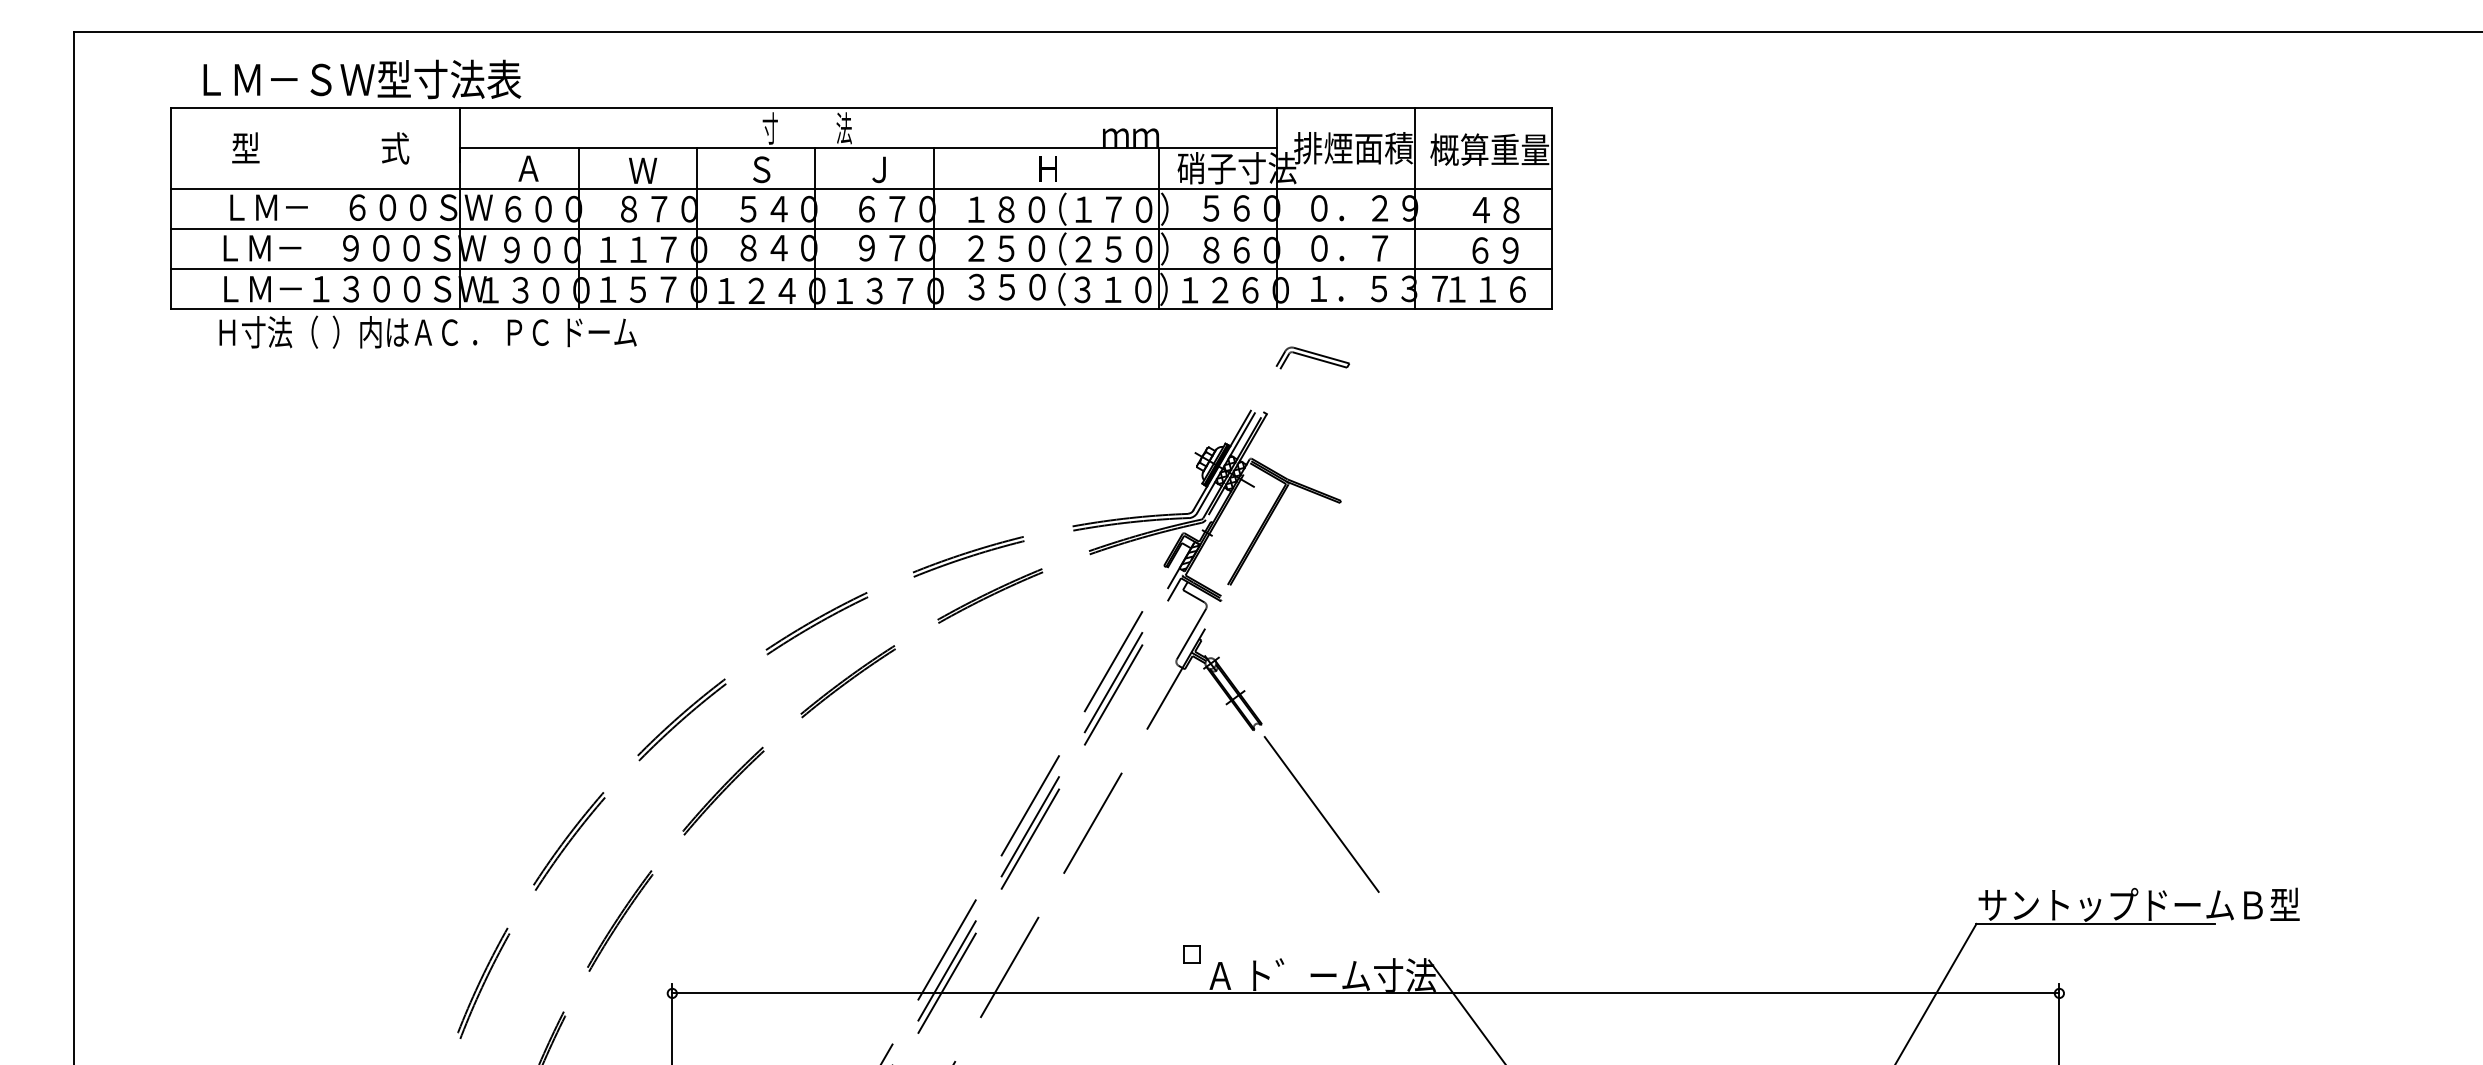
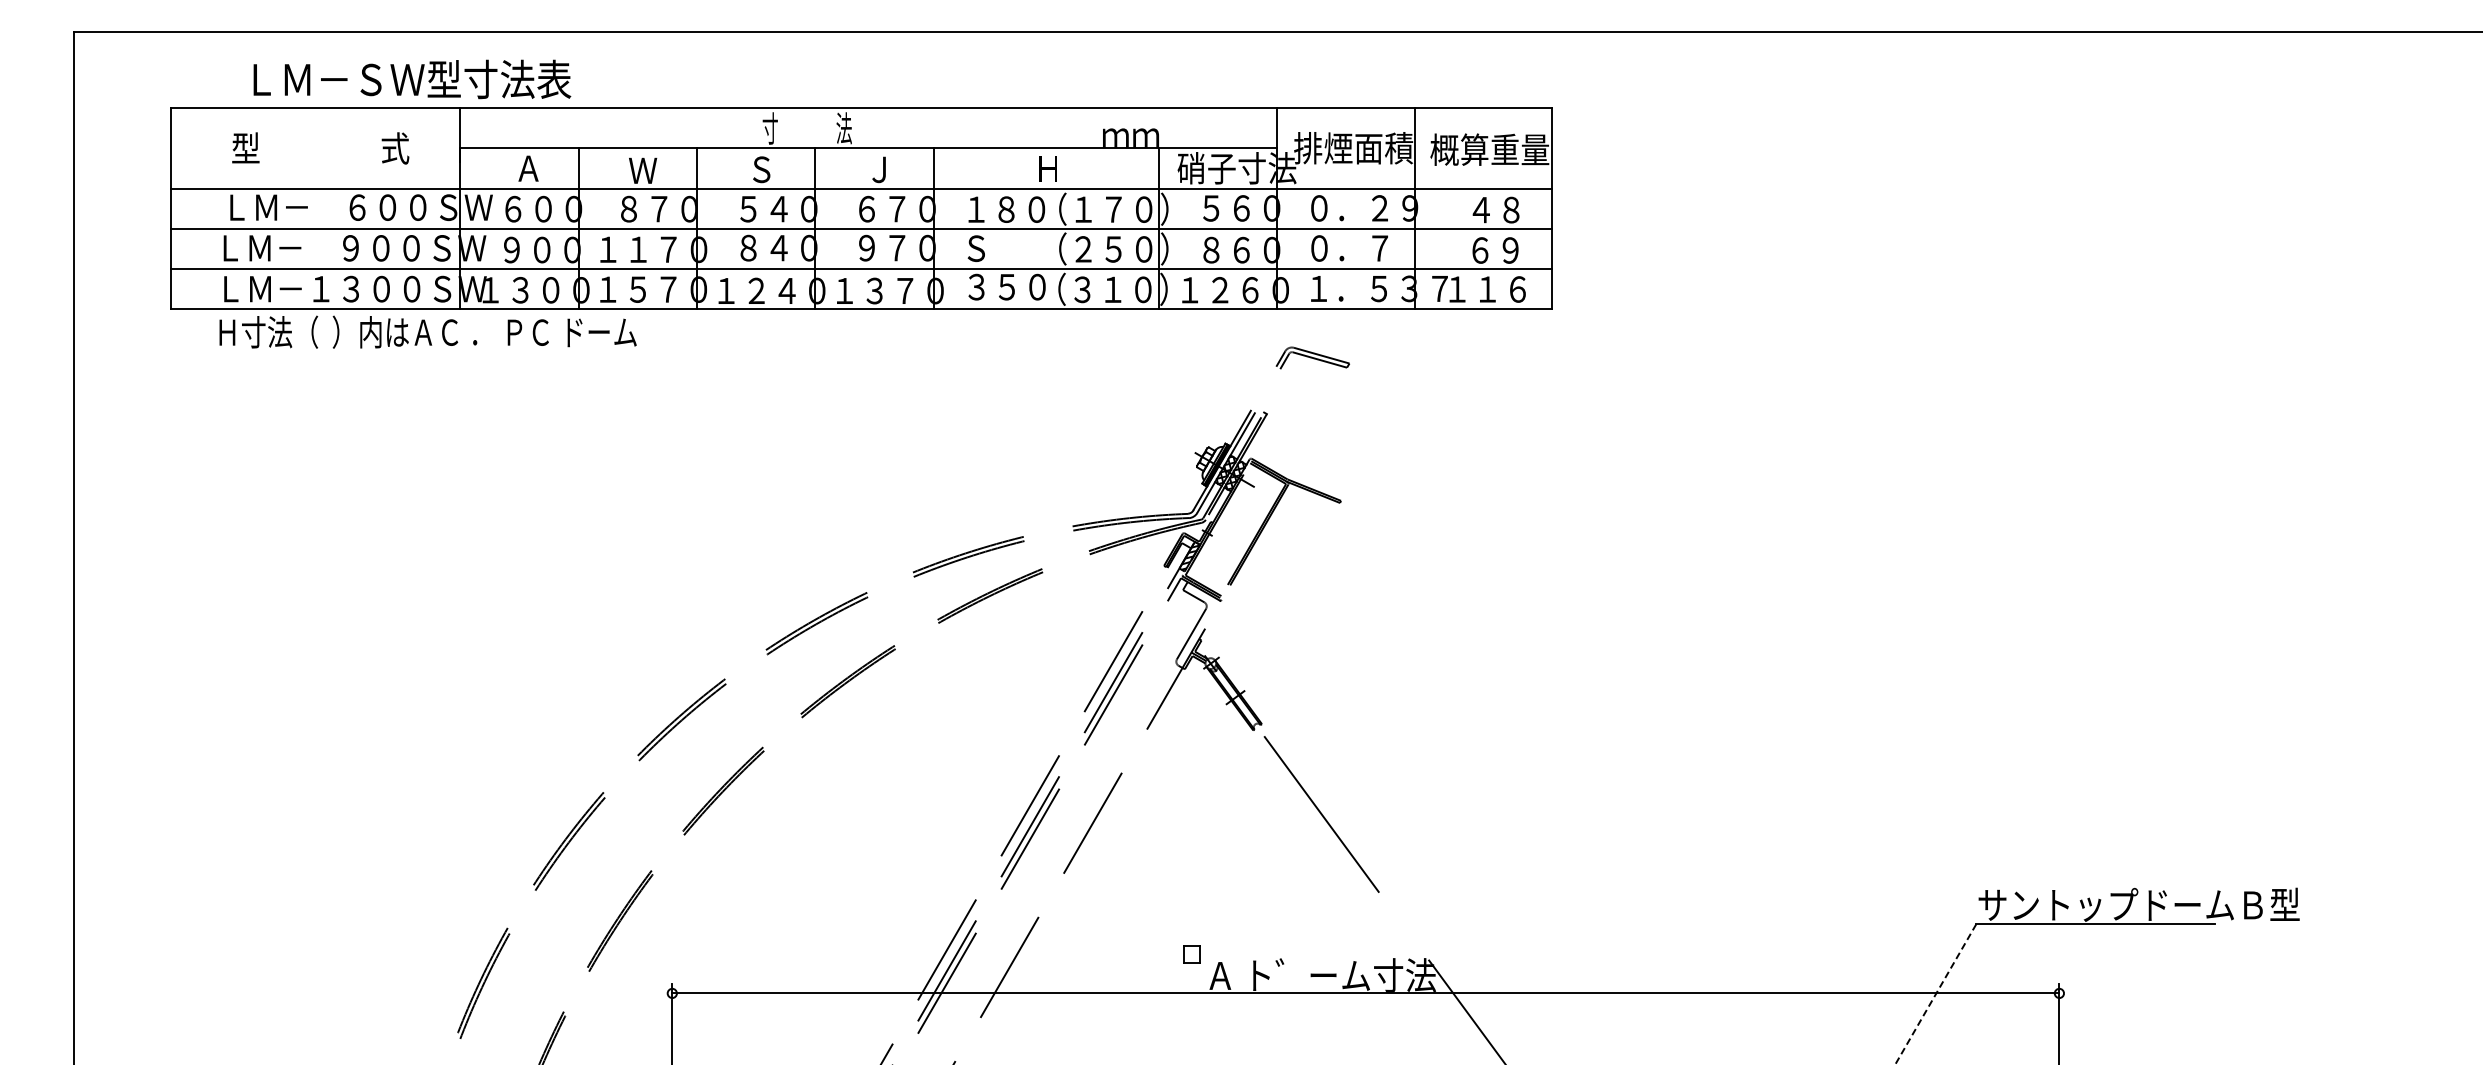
text position: (362, 79) -> (412, 79) (412, 79)
text: ２５０ -> Ｓ (1006, 248)
line: solid -> dashed (1936, 993)
